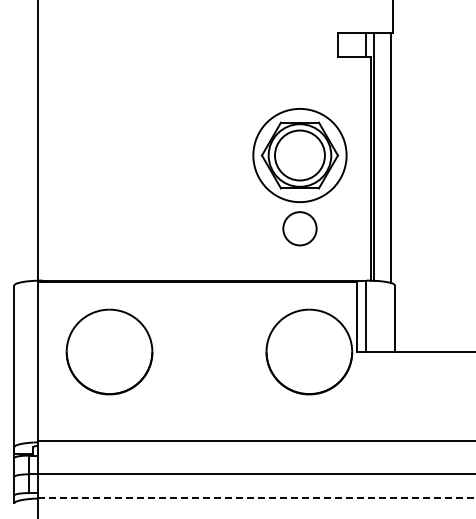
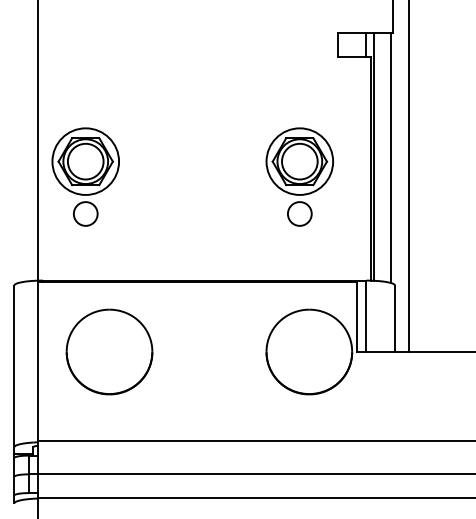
part: none -> present (85, 176)
part size: 96x139 px -> 69x100 px (299, 176)
line: none -> present (409, 177)
line: dashed -> solid (257, 497)
